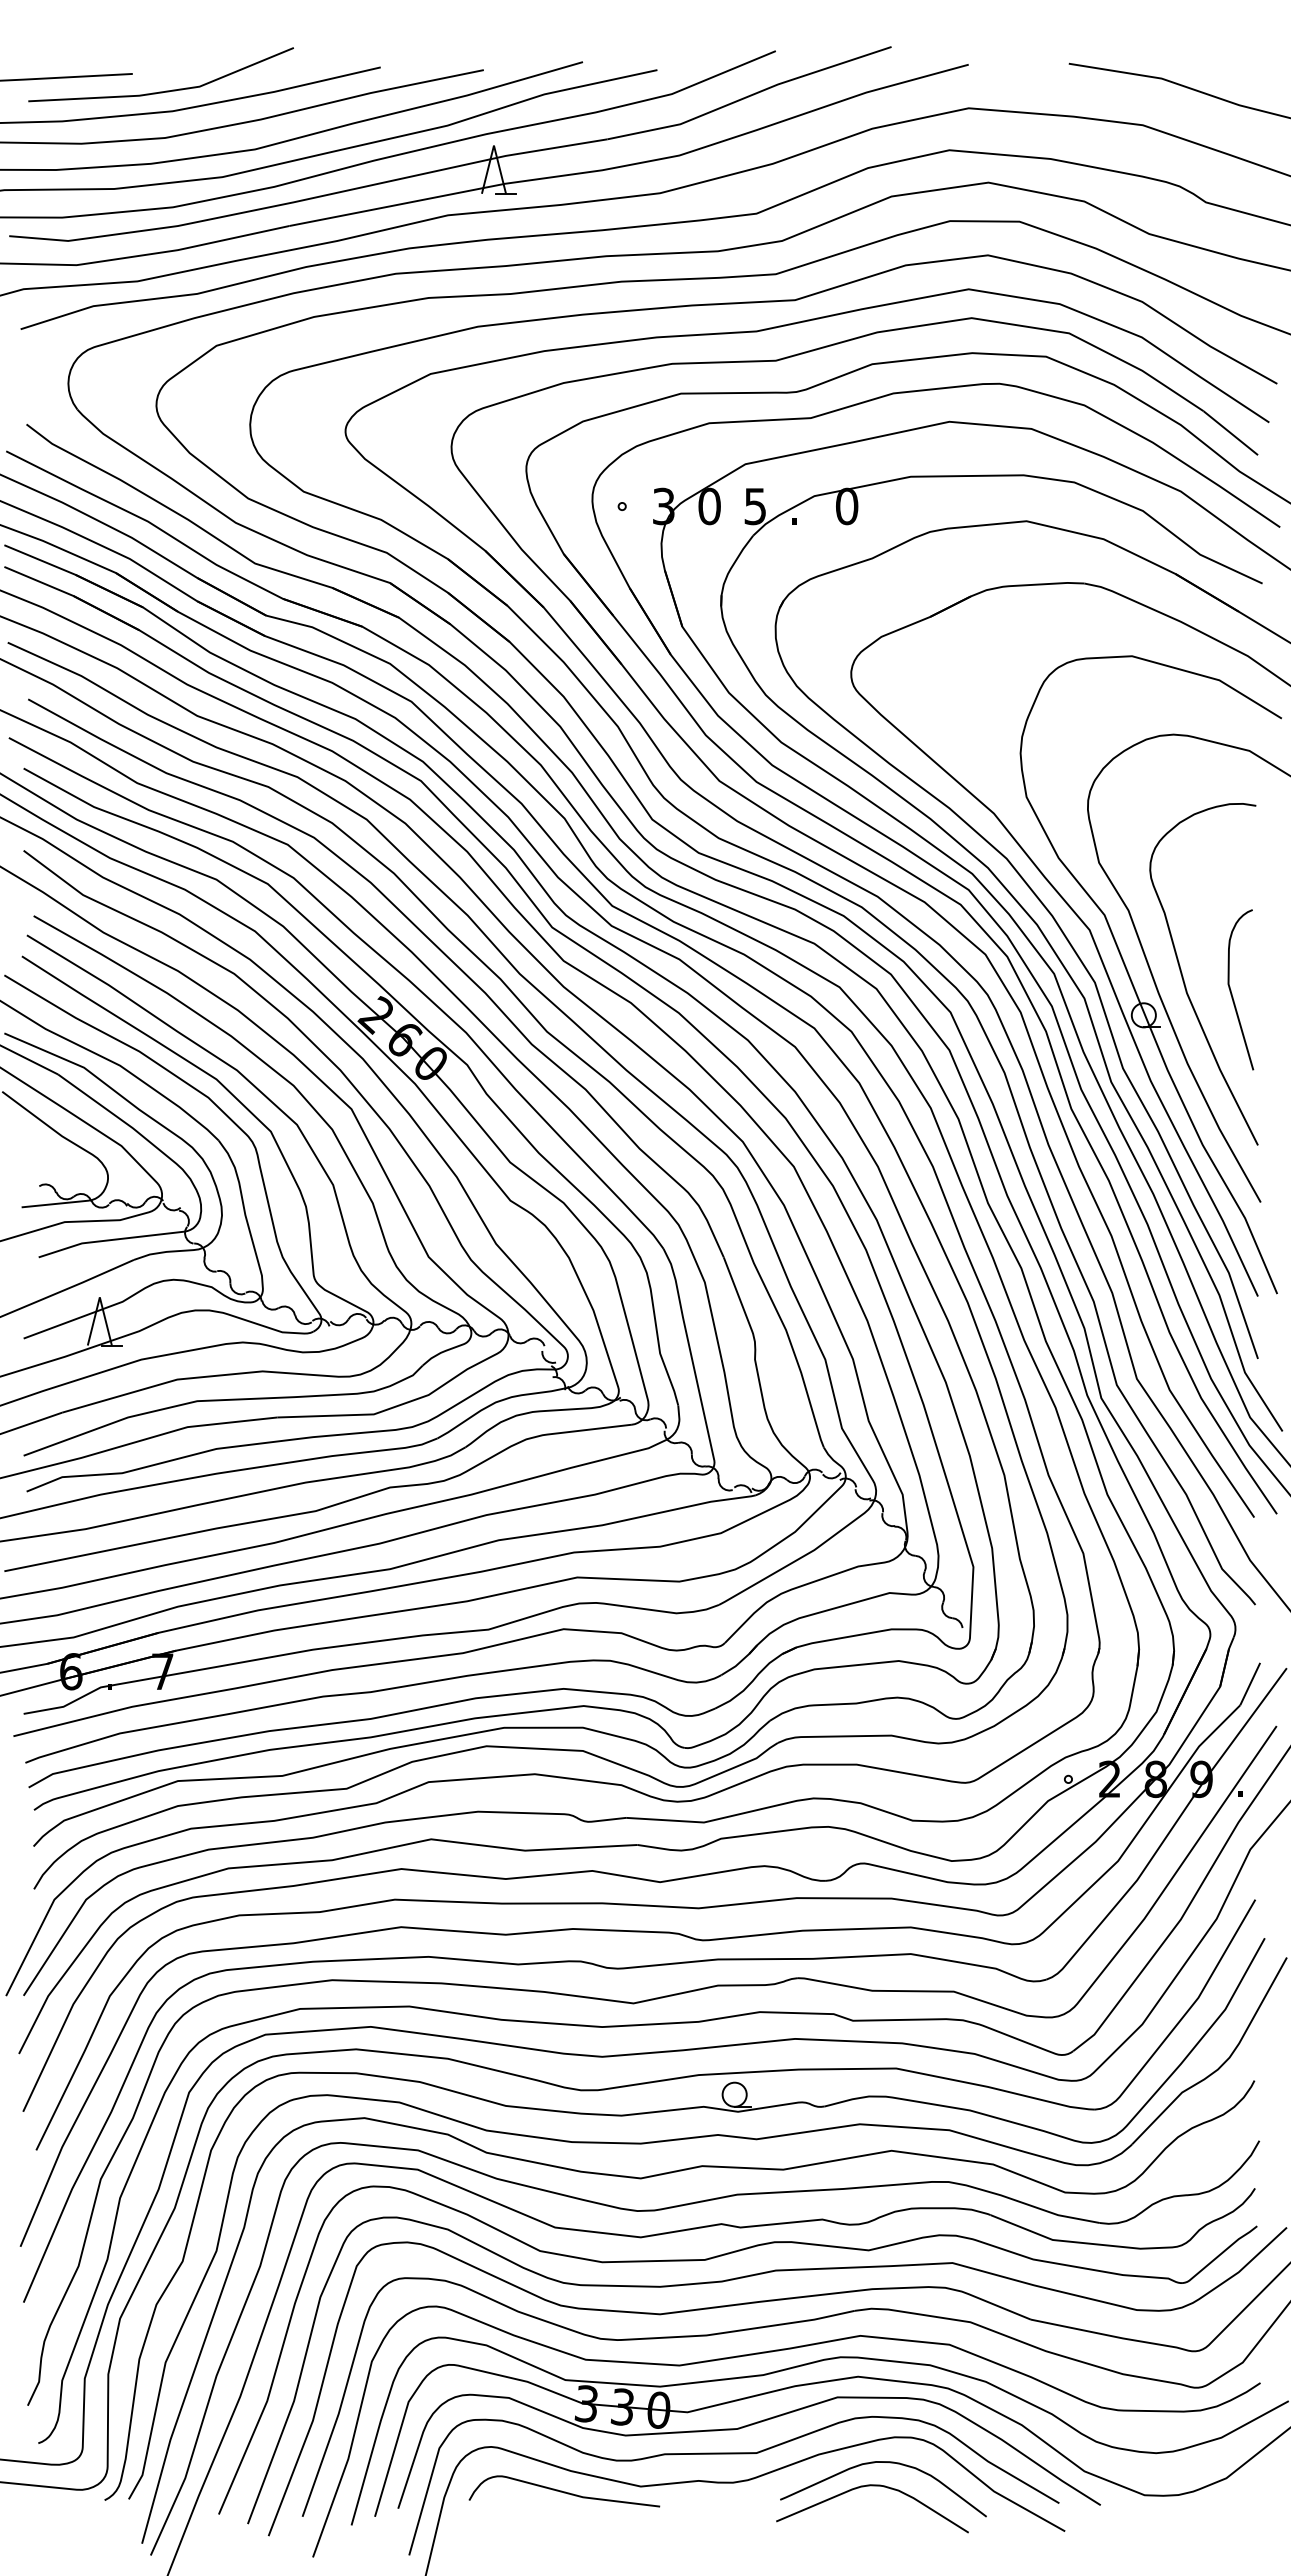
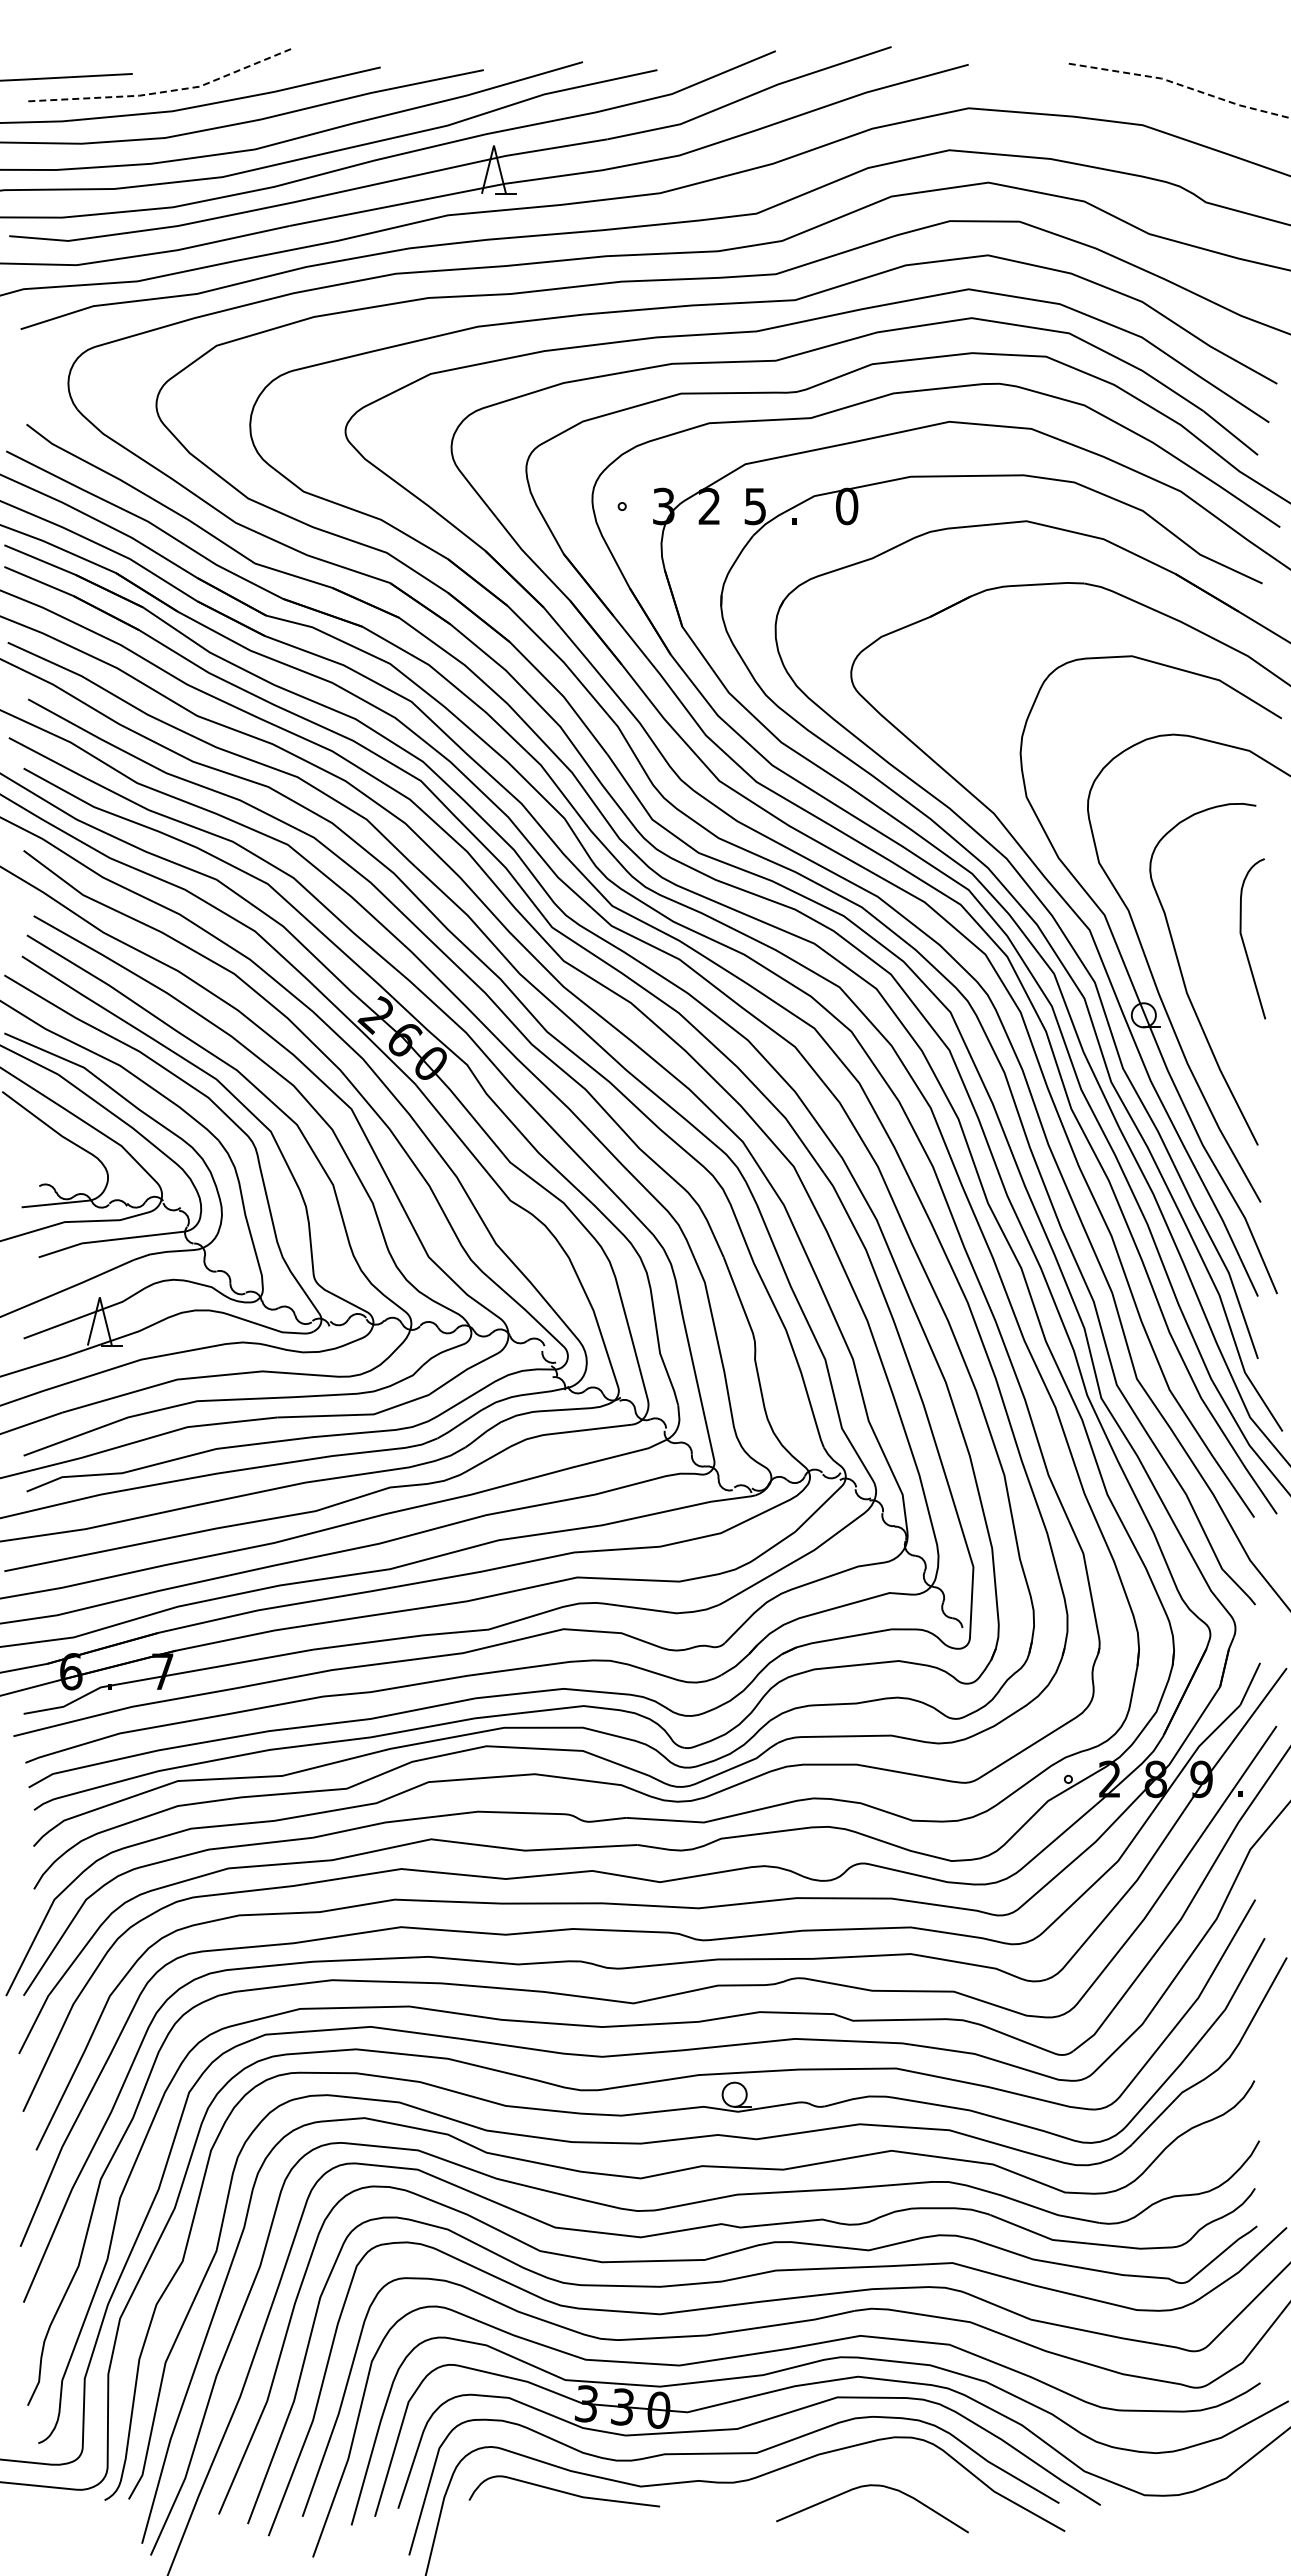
line: solid -> dashed (1181, 85)
line: solid -> dashed (165, 91)
text: 0 -> 2 (709, 506)
curve position: (1232, 993) -> (1244, 942) (1244, 942)
curve: present -> none (889, 2463)
